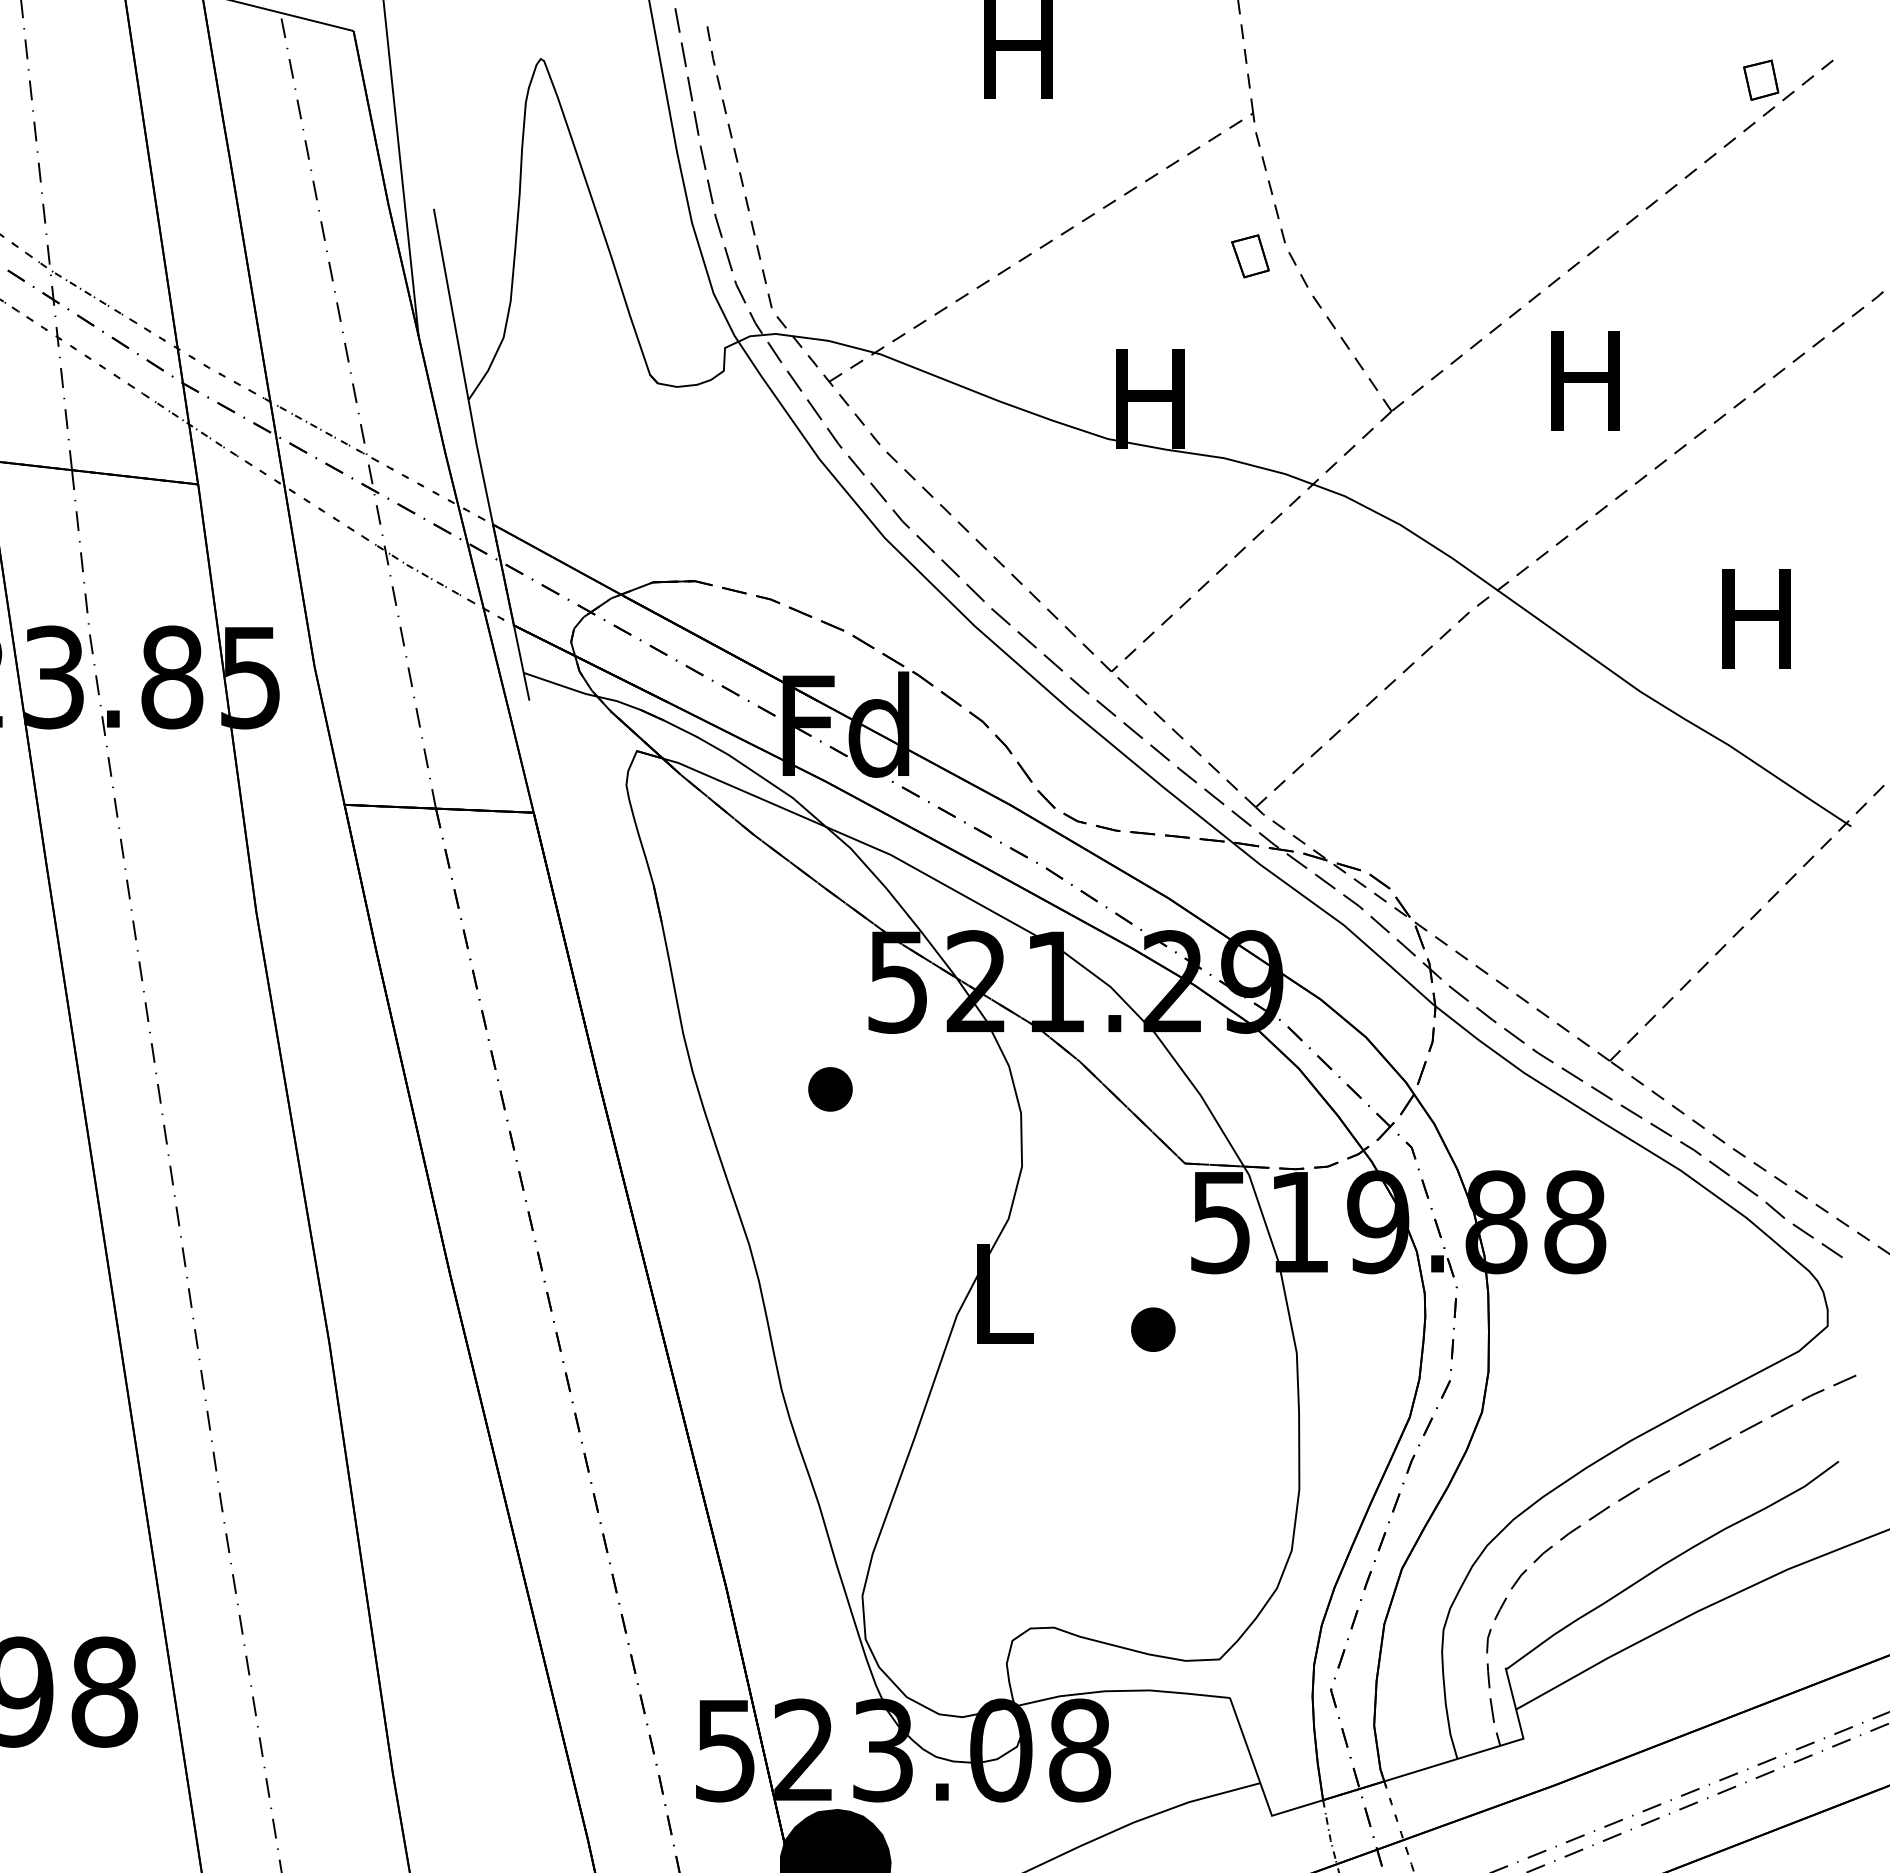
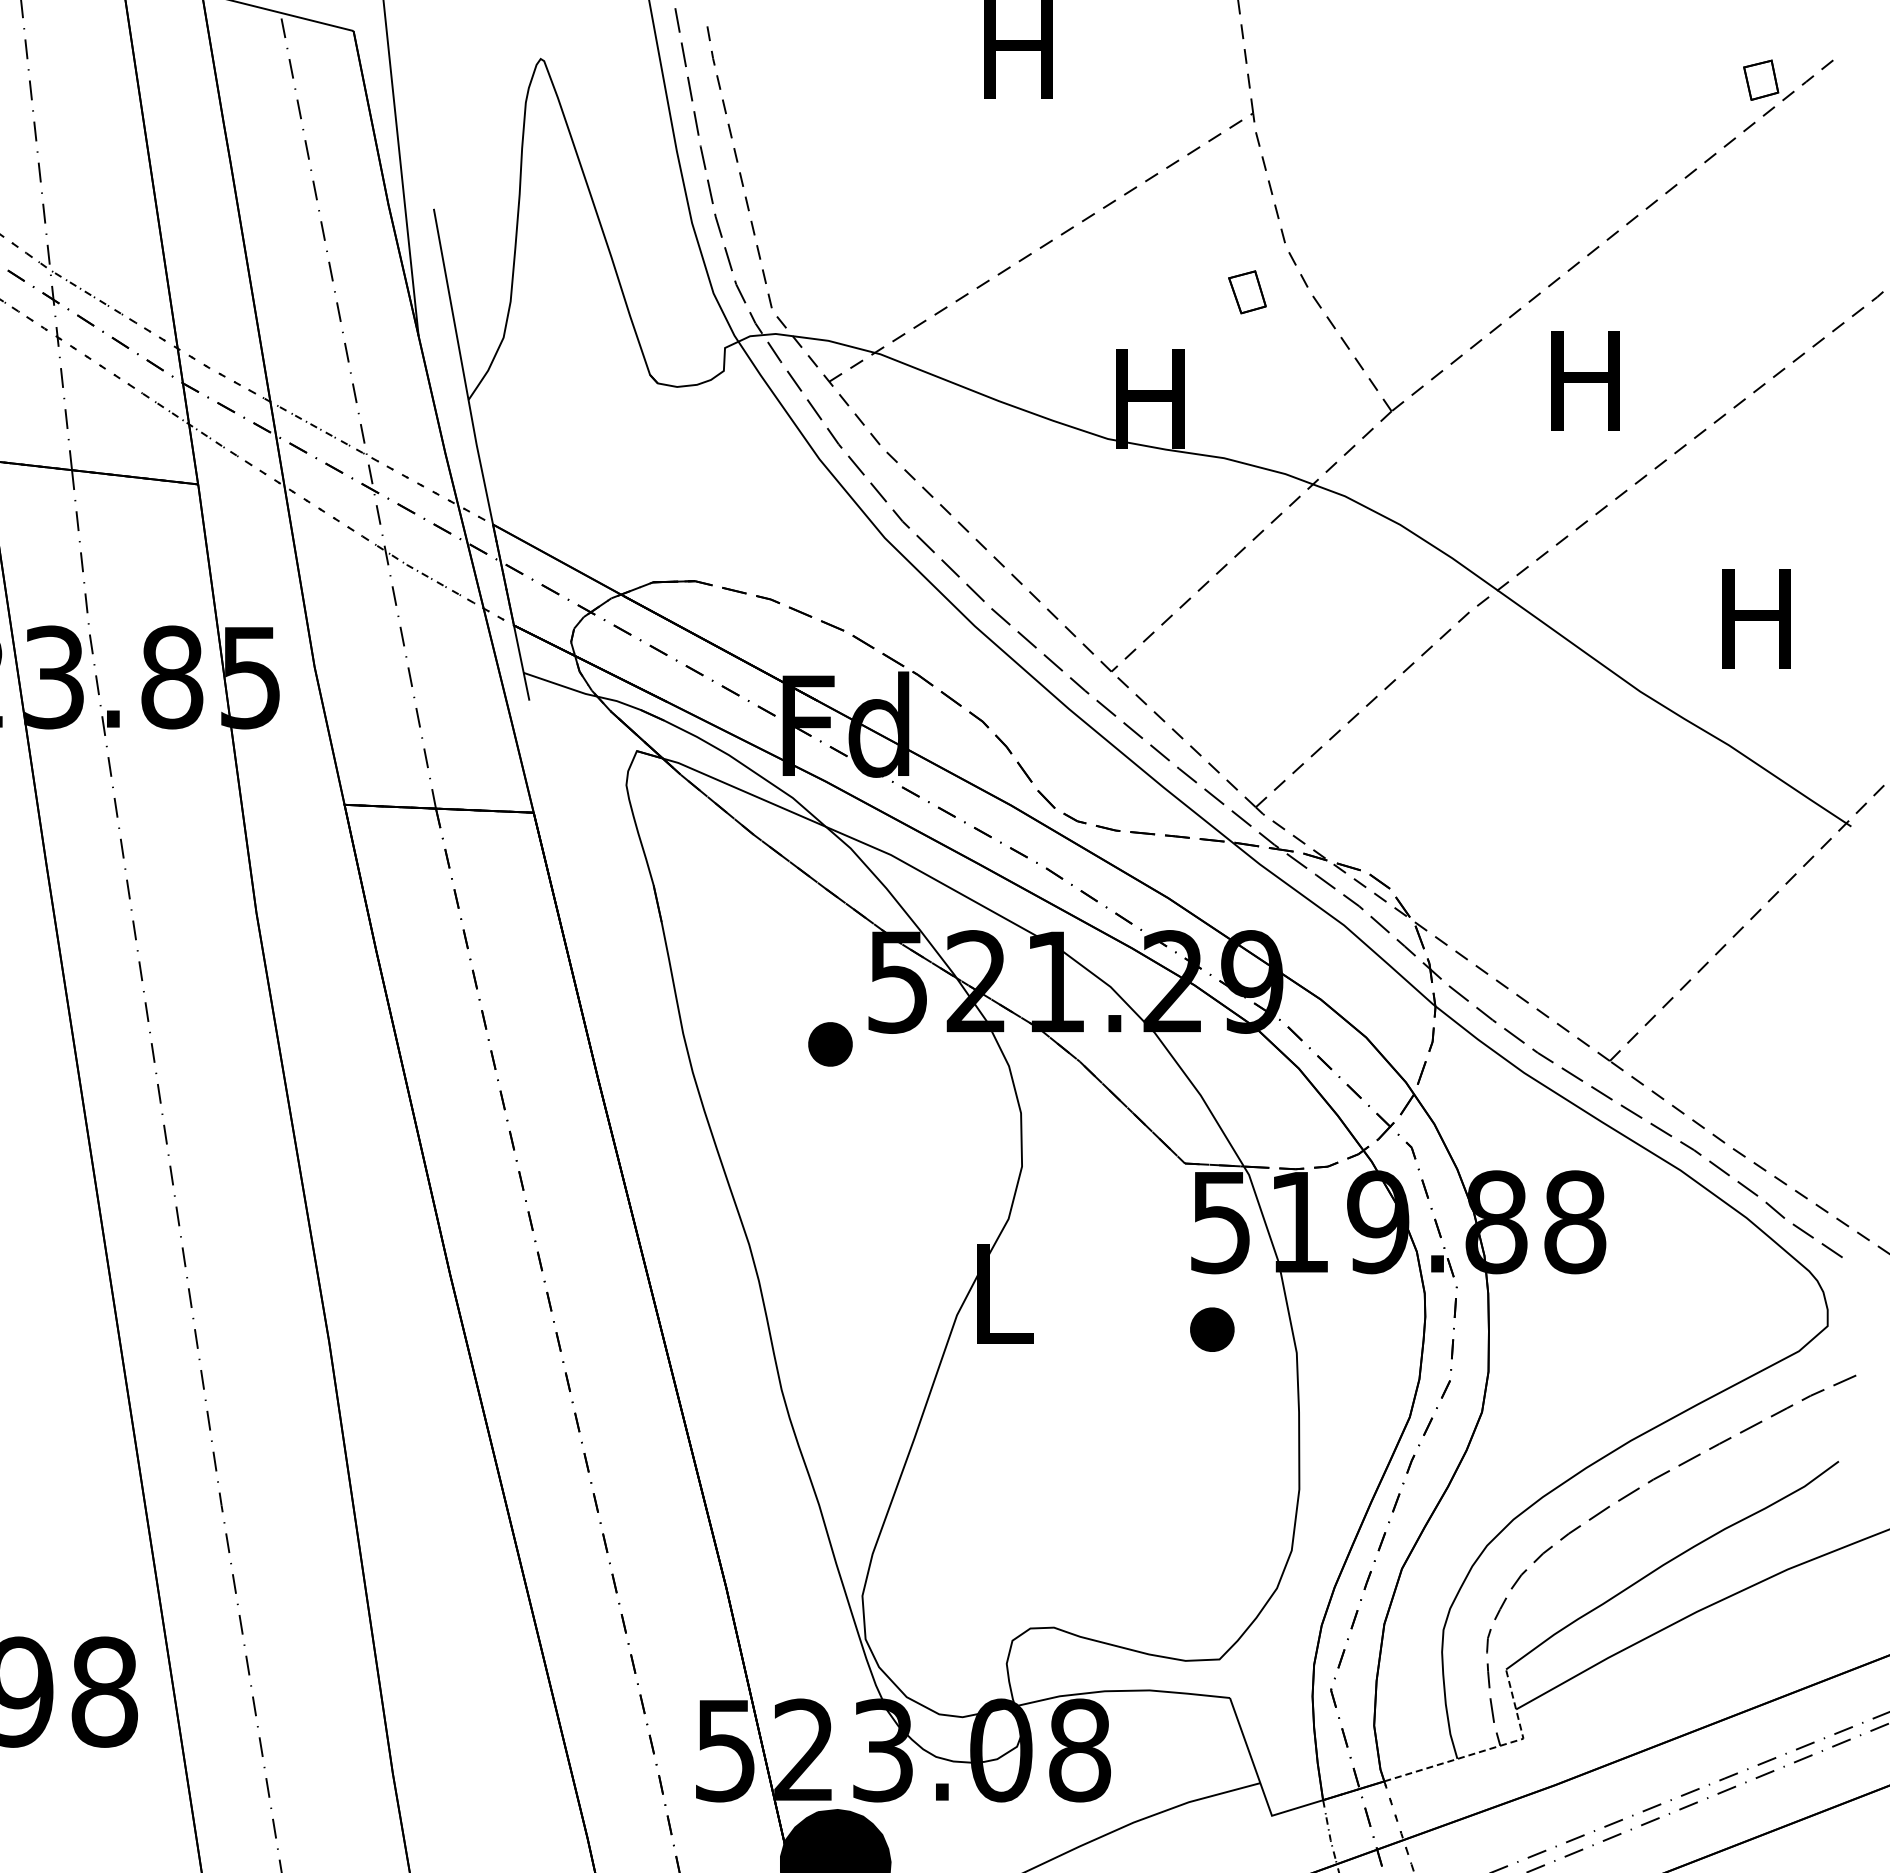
part position: (1250, 256) -> (1247, 292) (1247, 292)
part position: (830, 1089) -> (830, 1044) (830, 1044)
part position: (1153, 1329) -> (1212, 1329) (1212, 1329)
line: solid -> dashed (1490, 1748)
